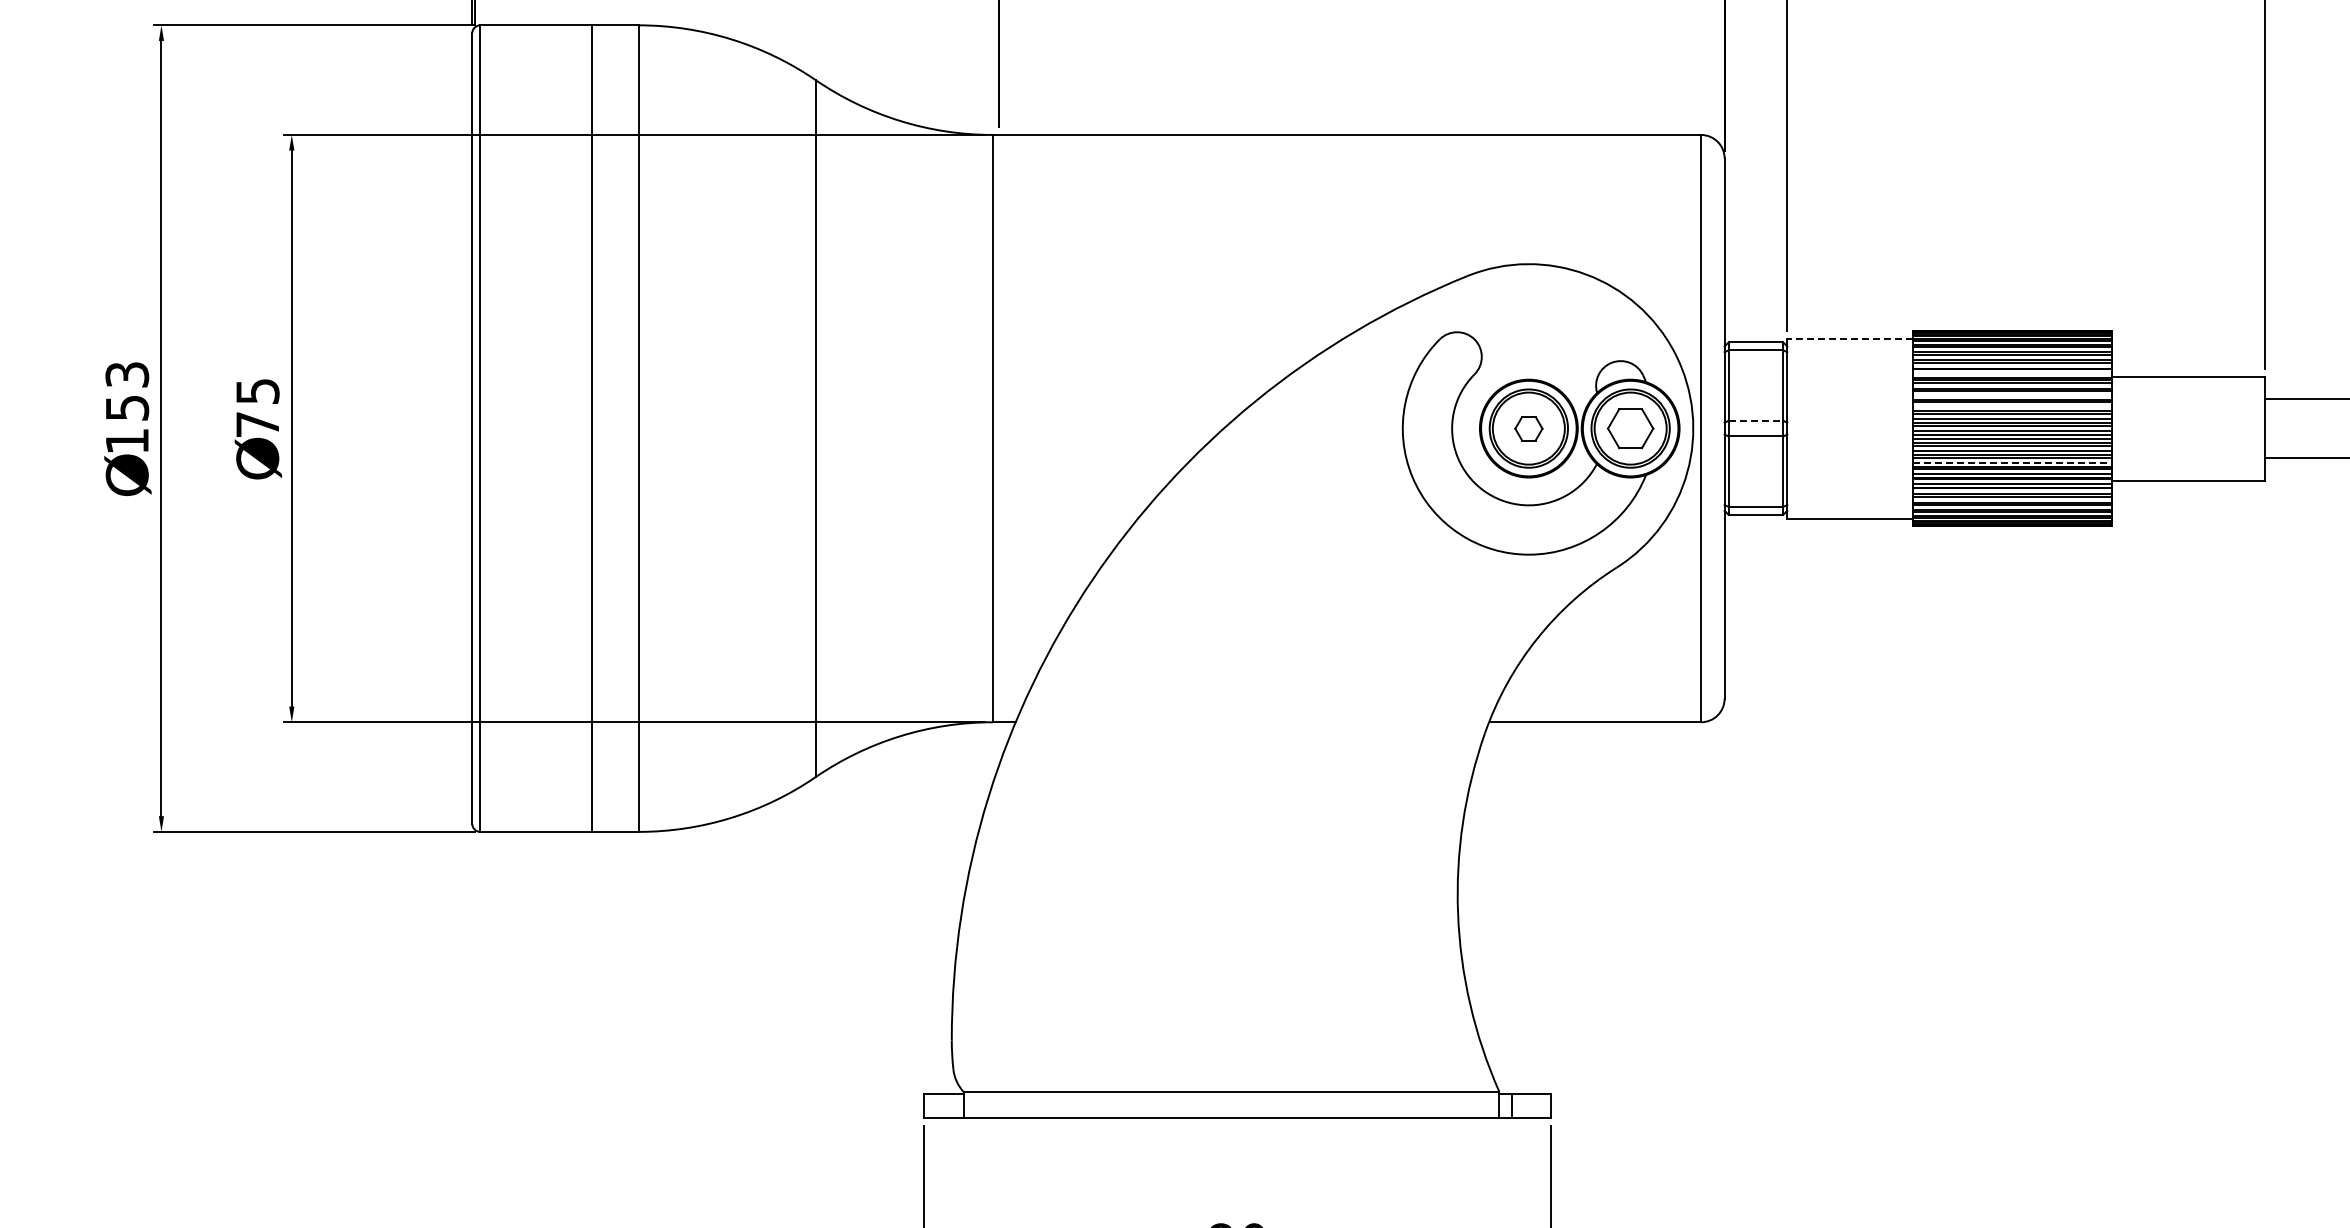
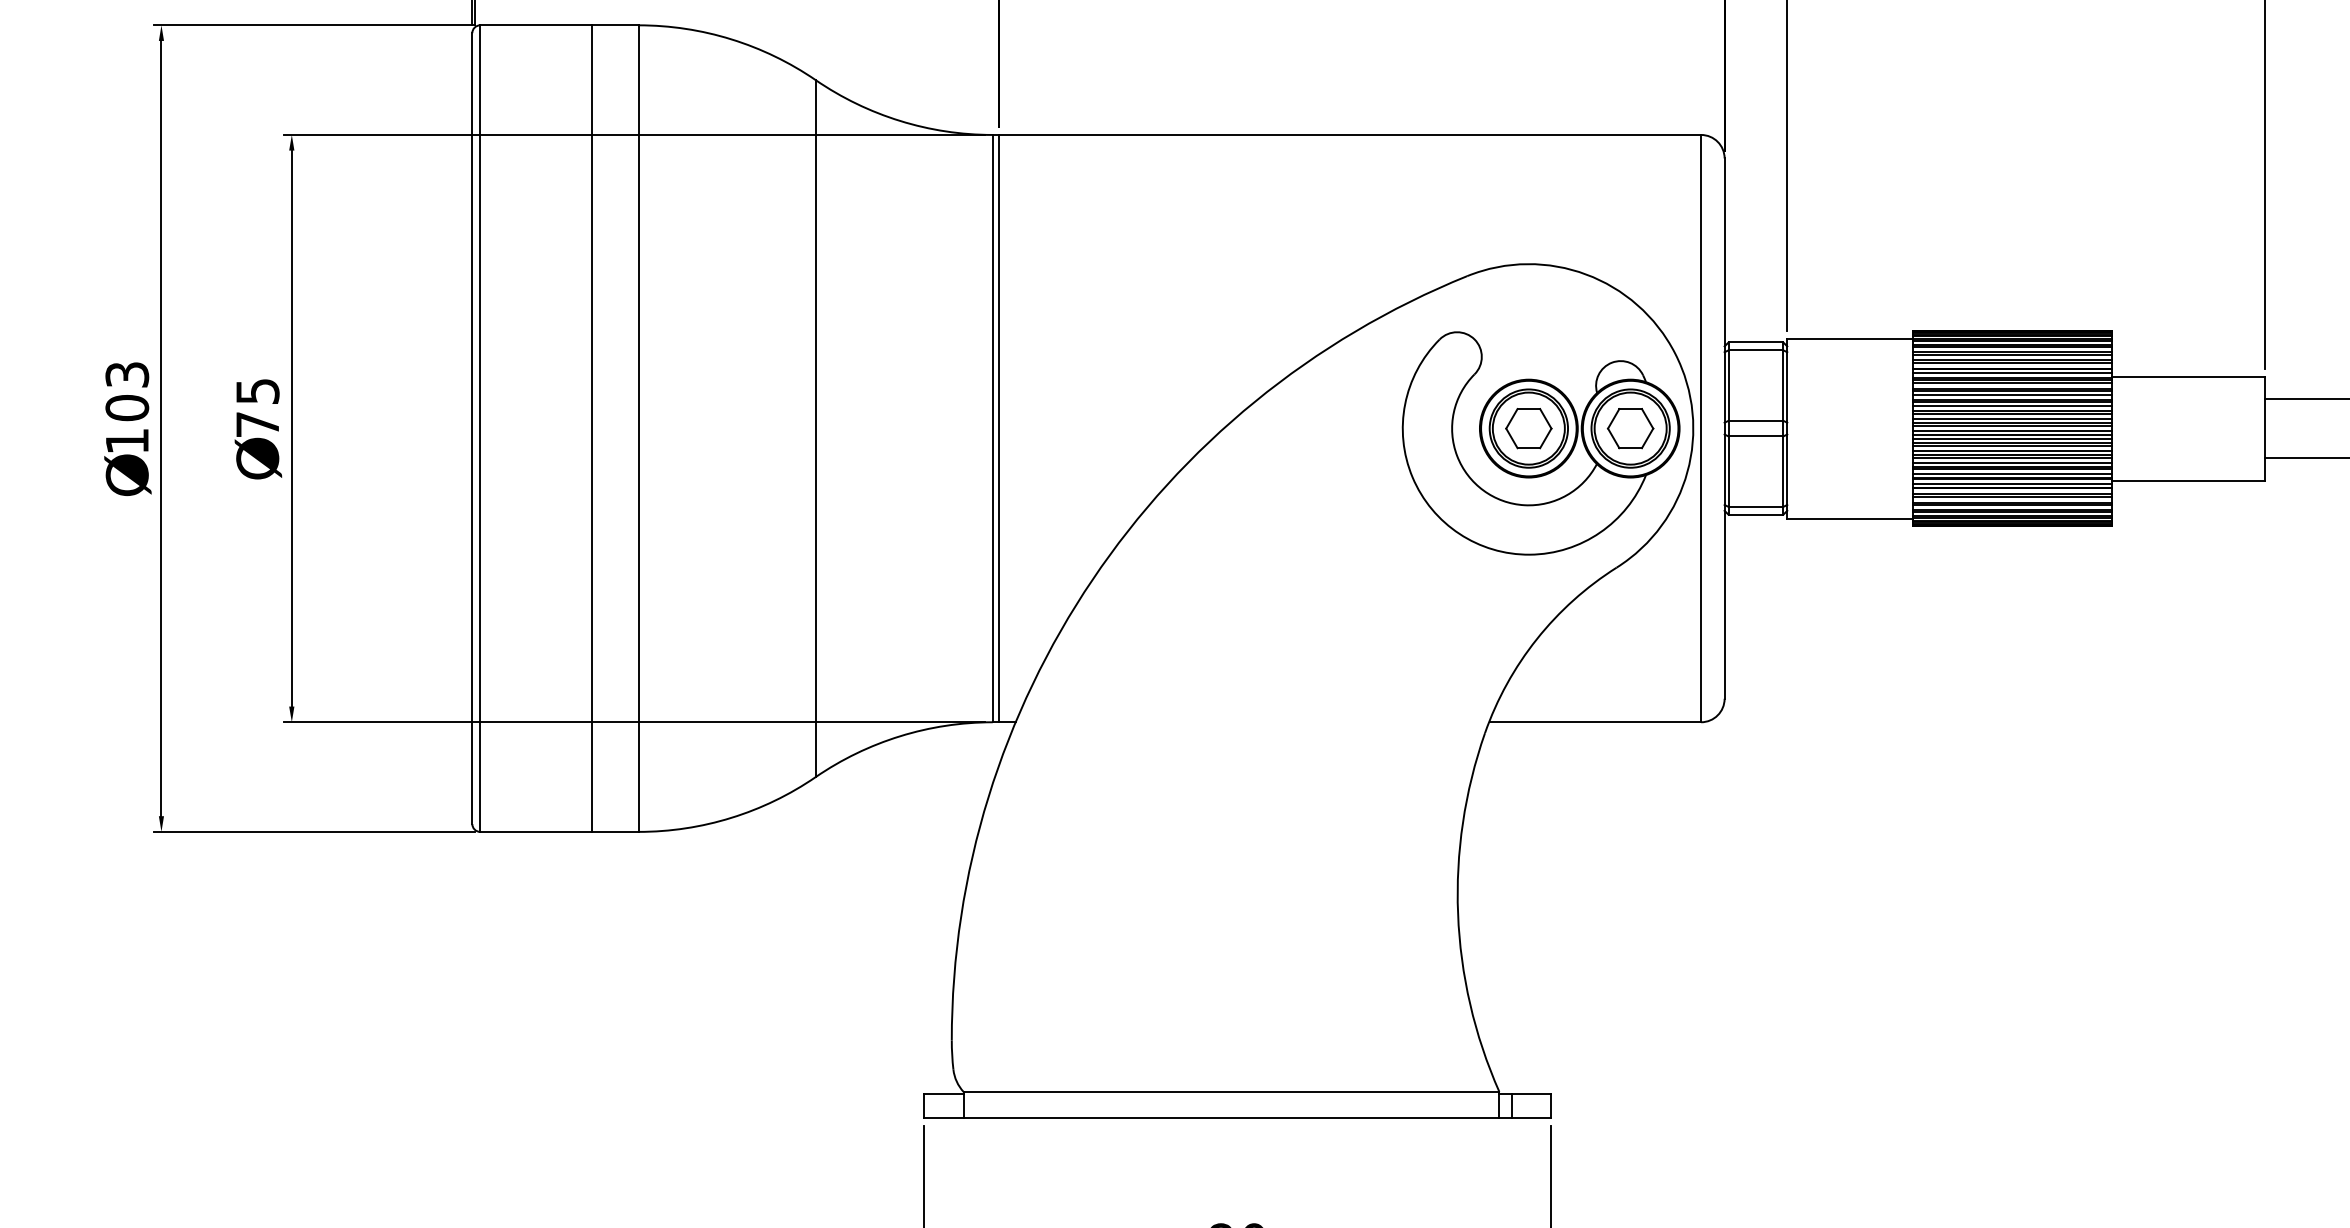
line: dashed -> solid (1849, 338)
line: none -> present (2012, 372)
line: none -> present (2012, 394)
line: none -> present (2012, 406)
text: 153 -> 103 (127, 408)
line: dashed -> solid (1756, 420)
line: none -> present (999, 428)
part size: 30x26 px -> 48x42 px (1528, 428)
line: dashed -> solid (2012, 462)
